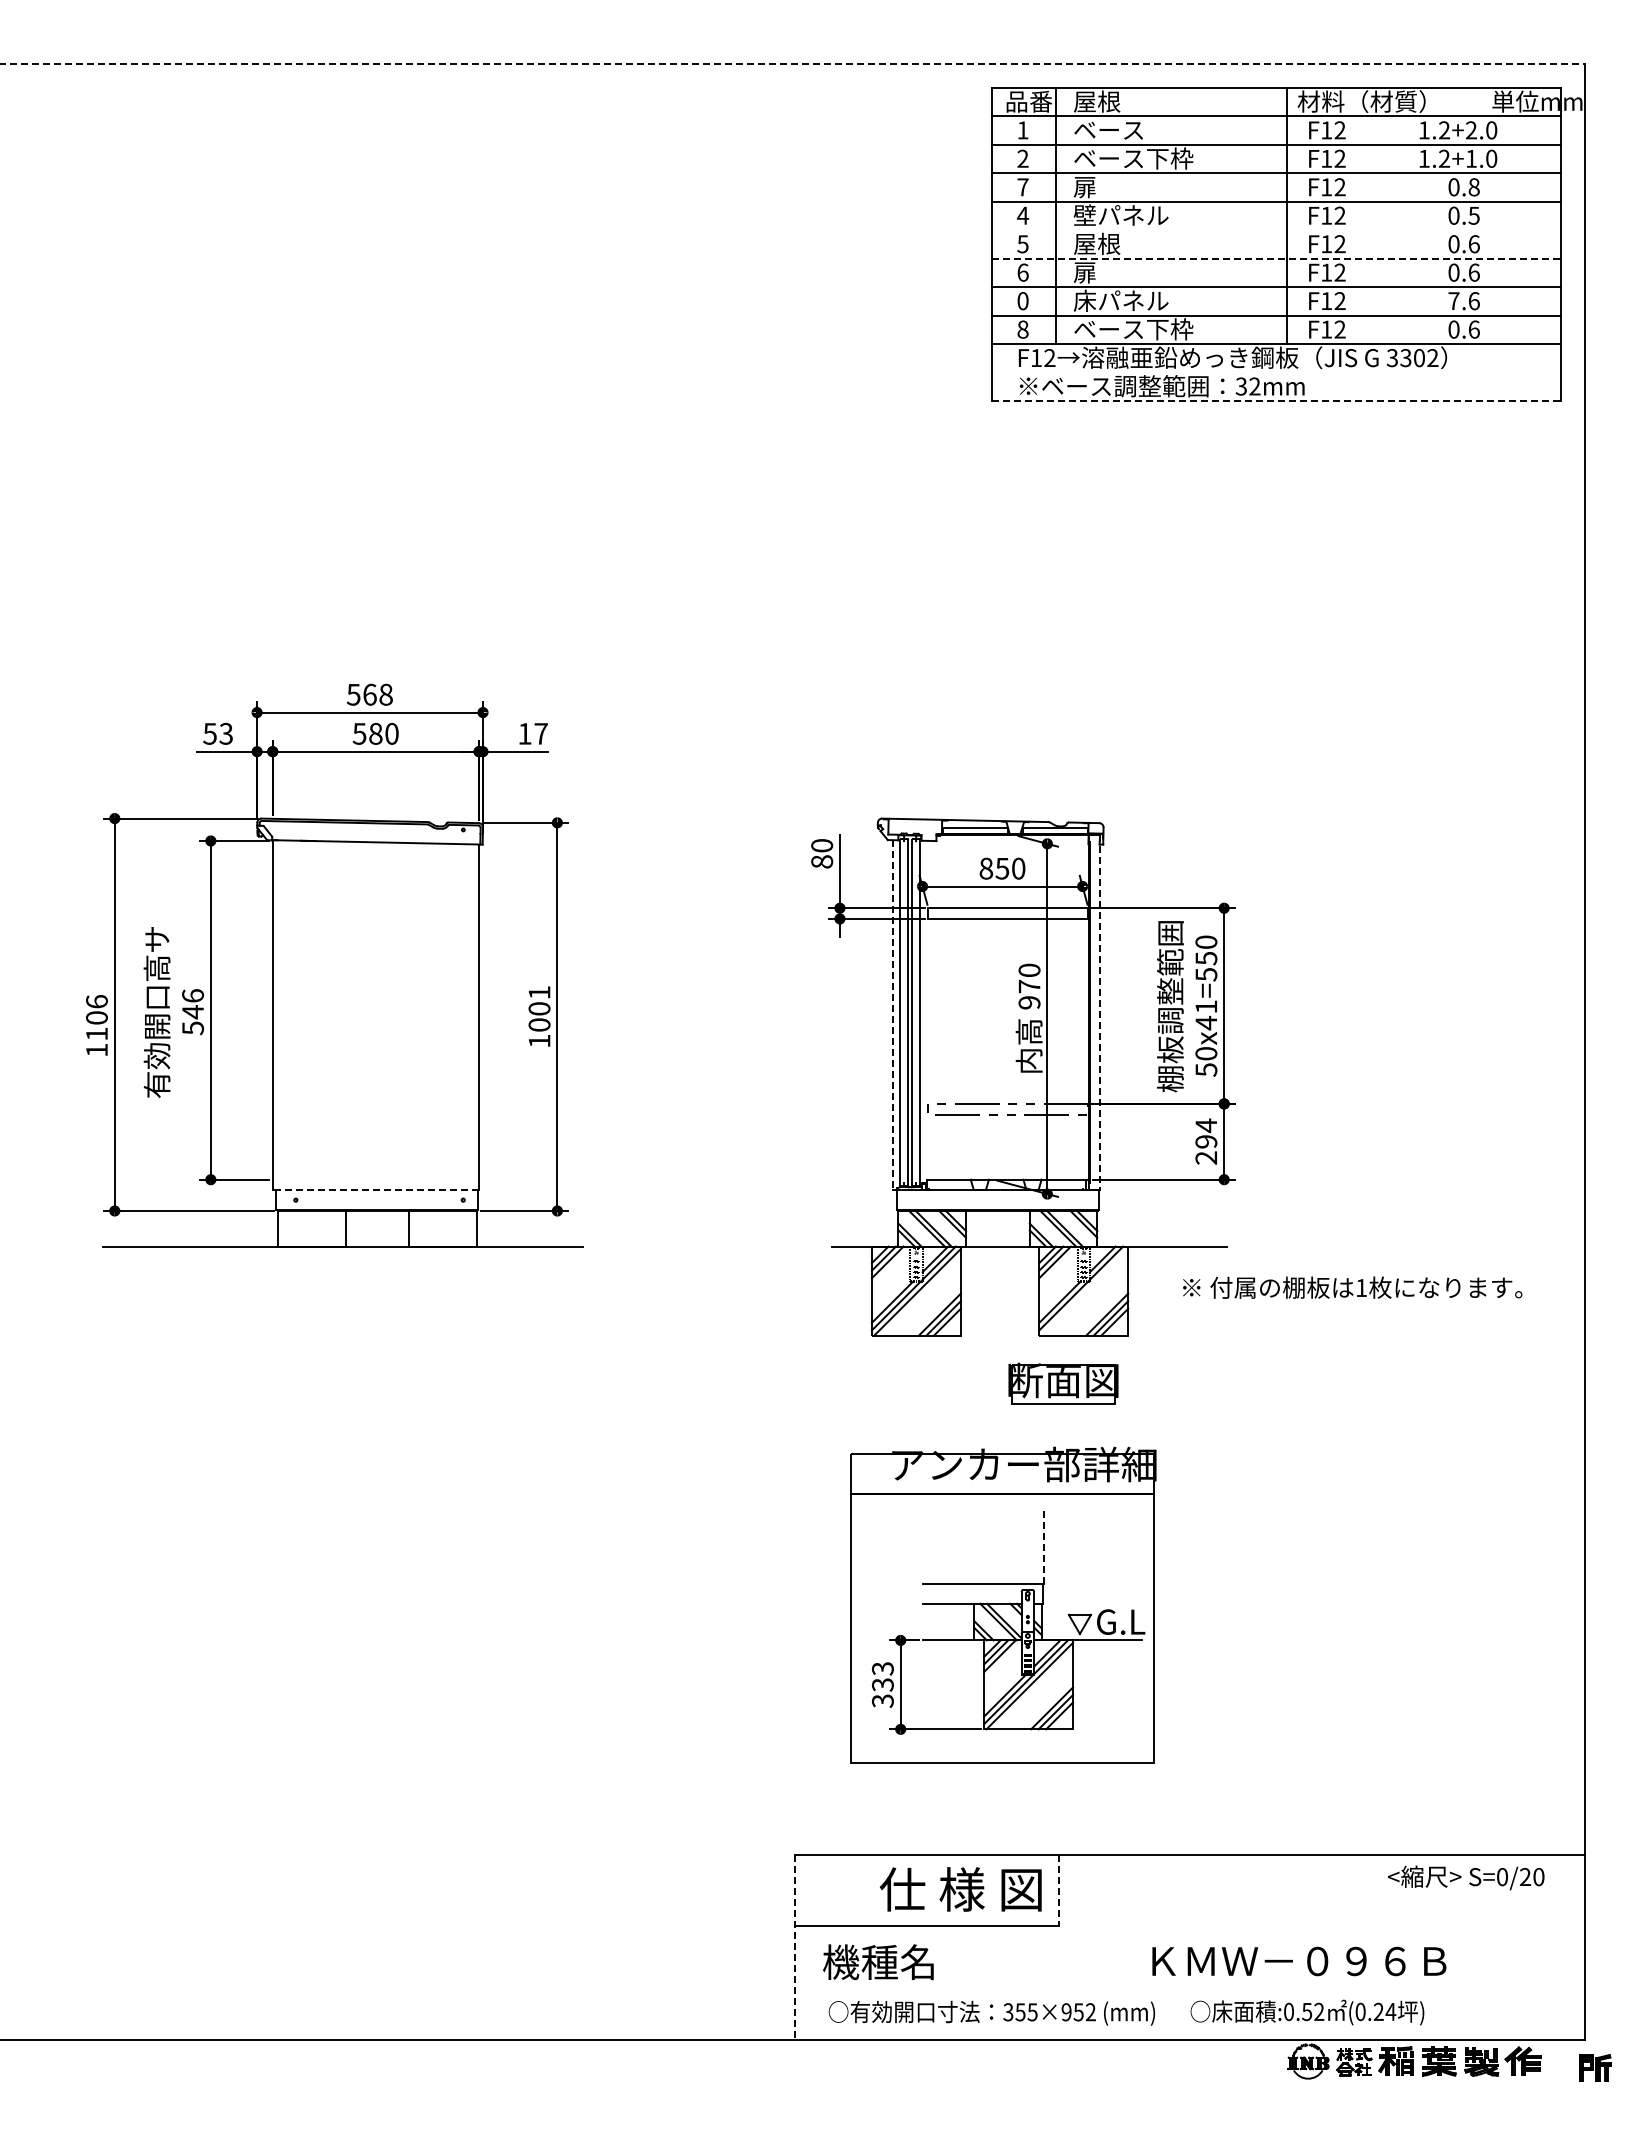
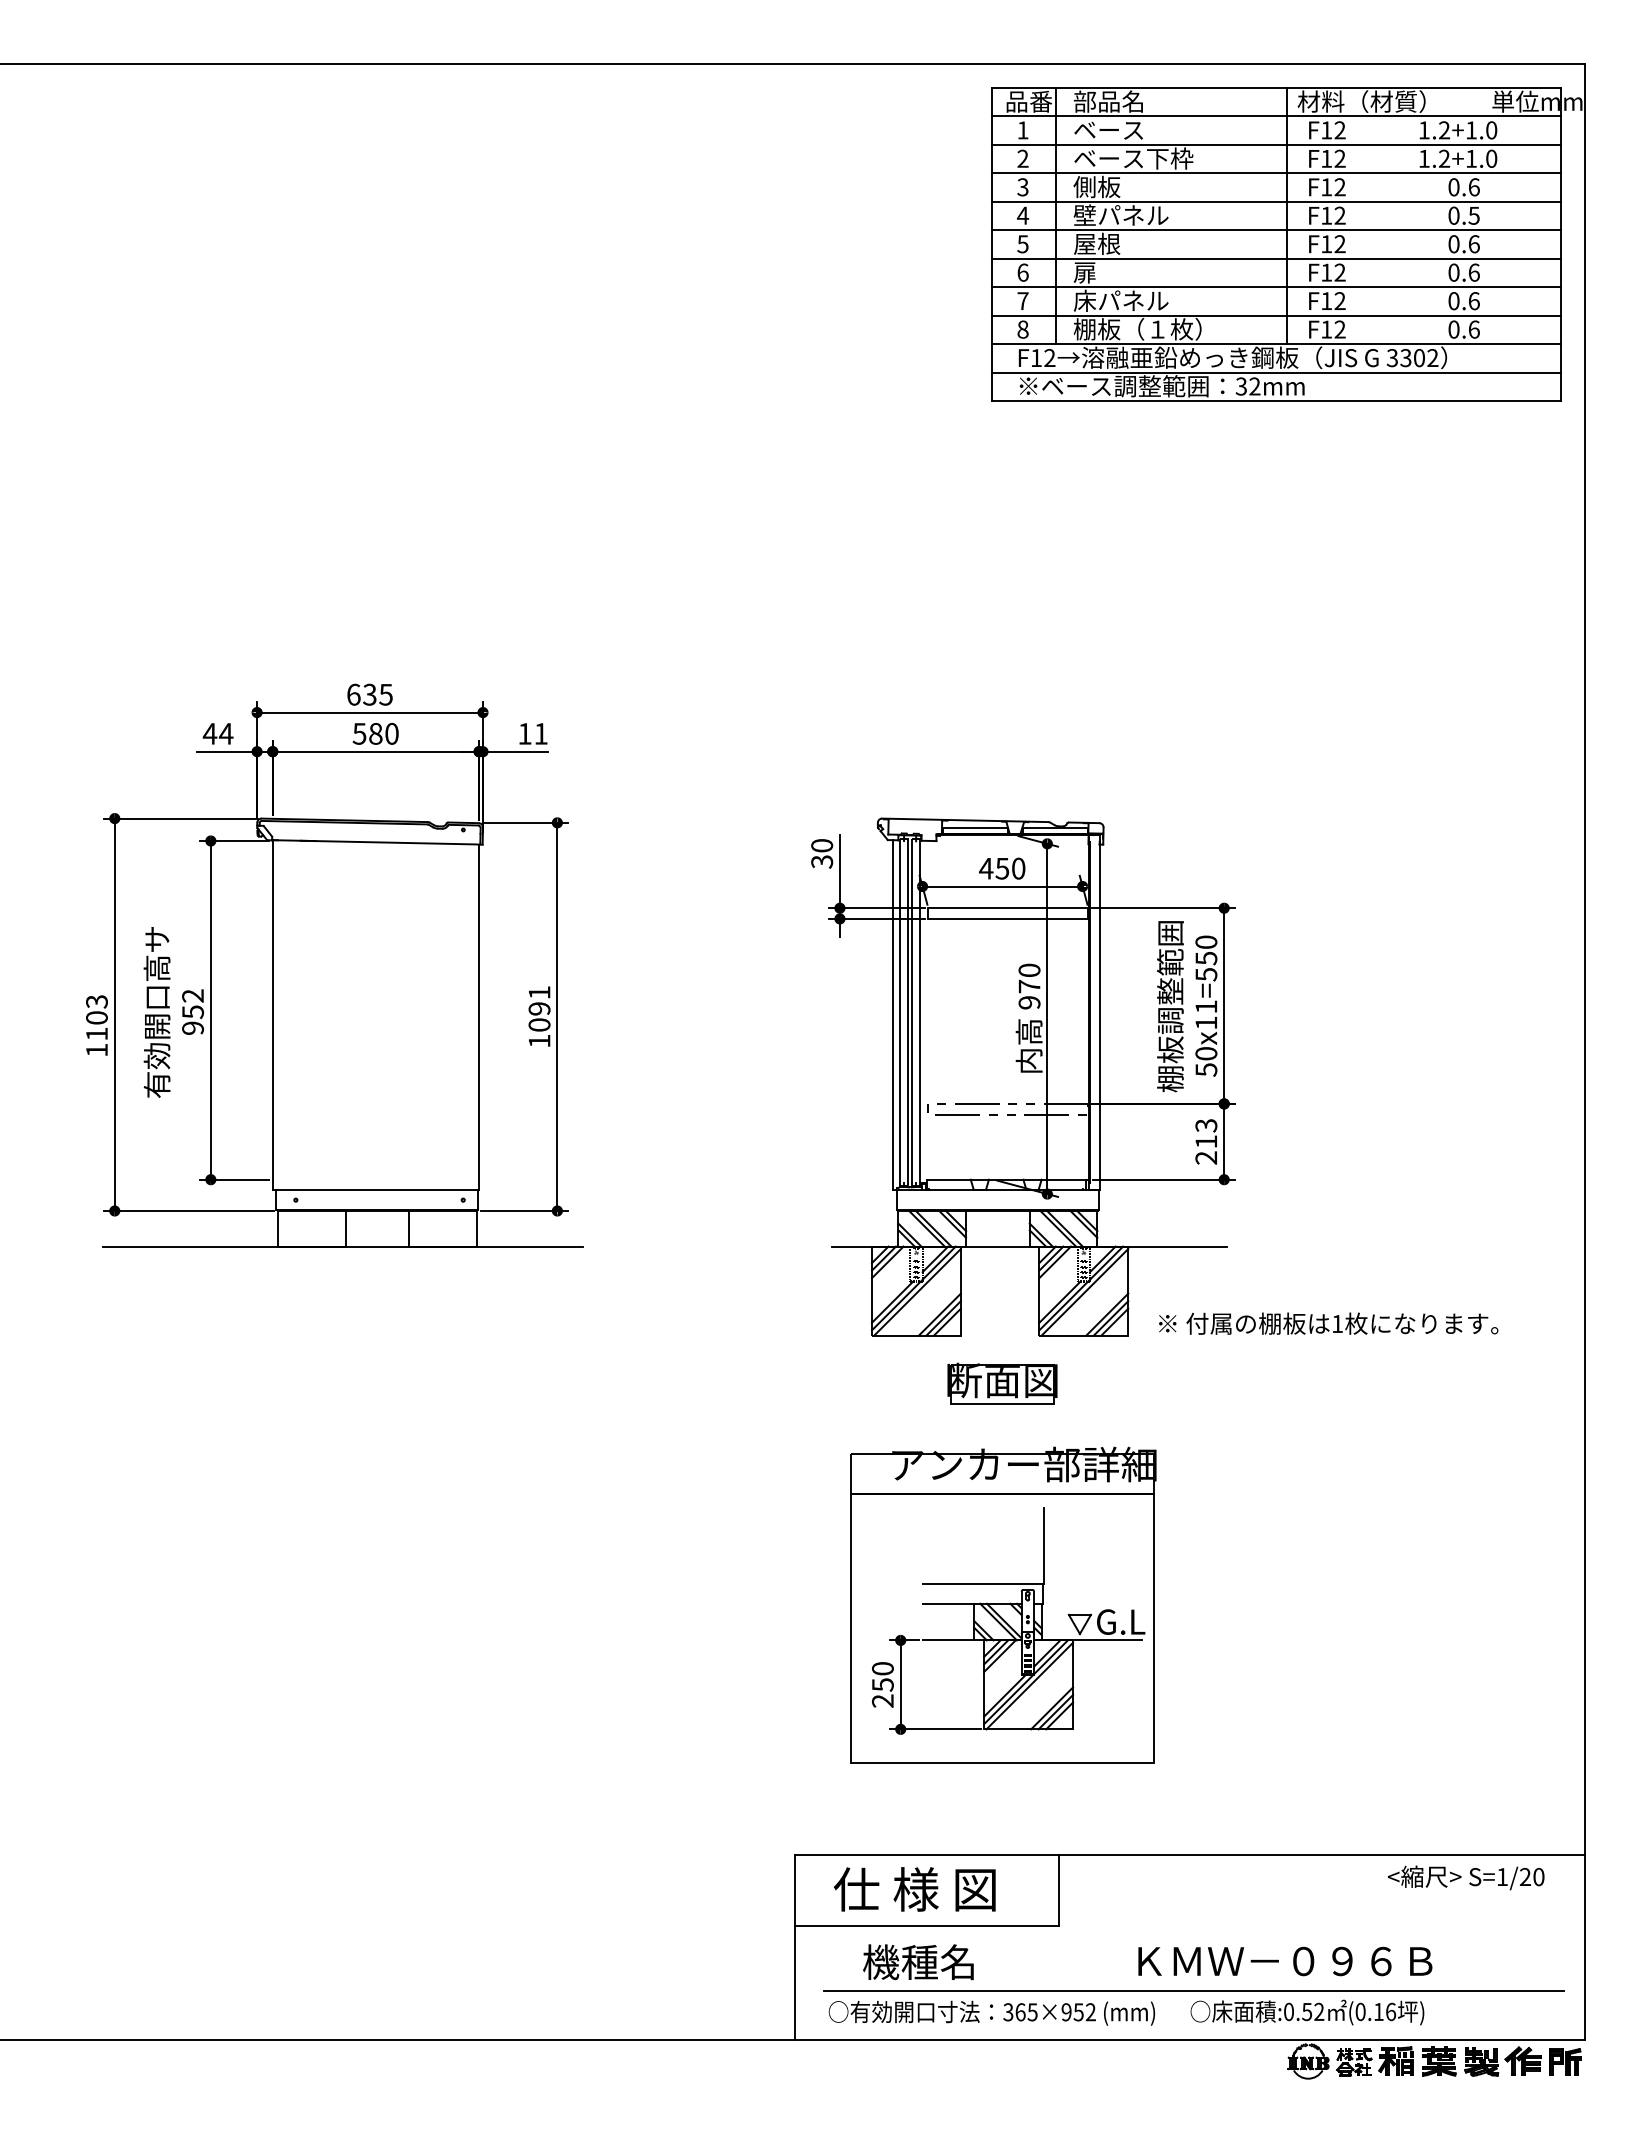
line: dashed -> solid (793, 64)
text: 屋根 -> 部品名 (1107, 101)
text: 1.2+2.0 -> 1.2+1.0 (1470, 130)
text: 扉 -> 側板 (1096, 186)
text: 7 -> 3 (1022, 187)
text: 0.8 -> 0.6 (1473, 187)
line: none -> present (1276, 230)
line: dashed -> solid (1276, 258)
text: 0 -> 7 (1022, 301)
text: 7.6 -> 0.6 (1453, 301)
text: ベース下枠 -> 棚板（１枚） (1137, 329)
line: none -> present (1276, 372)
line: dashed -> solid (1276, 401)
text: 568 -> 635 (369, 694)
text: 53 -> 44 (217, 733)
text: 17 -> 11 (540, 733)
text: 80 -> 30 (821, 861)
text: 850 -> 450 (986, 868)
text: 1106 -> 1103 (96, 1001)
text: 1001 -> 1091 (539, 1008)
text: 546 -> 952 (193, 1012)
line: dashed -> solid (1099, 1012)
line: dashed -> solid (893, 1015)
text: 50x41=550 -> 50x11=550 (1205, 1022)
text: 294 -> 213 (1206, 1133)
line: dashed -> solid (375, 1190)
text position: (1352, 1287) -> (1328, 1323) (1328, 1323)
line: none -> present (1084, 1291)
part position: (1063, 1383) -> (1002, 1383) (1002, 1383)
line: dashed -> solid (1043, 1546)
text: 333 -> 250 (882, 1684)
text: S=0/20 -> S=1/20 (1502, 1877)
text position: (960, 1889) -> (914, 1889) (914, 1889)
line: dashed -> solid (1058, 1890)
line: dashed -> solid (795, 1947)
text position: (1299, 1961) -> (1285, 1961) (1285, 1961)
text position: (878, 1962) -> (918, 1962) (918, 1962)
line: none -> present (1193, 1990)
text: (0.24 -> (0.16 (1384, 2011)
text: 355×952 -> 365×952 (1020, 2012)
part position: (1595, 2067) -> (1565, 2061) (1565, 2061)
